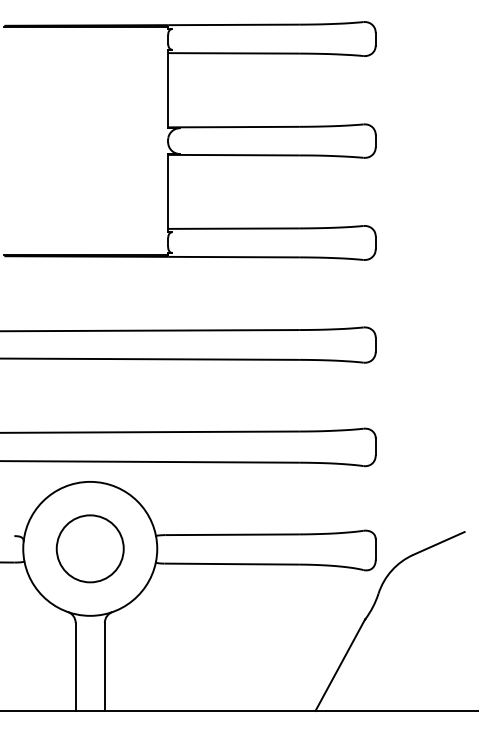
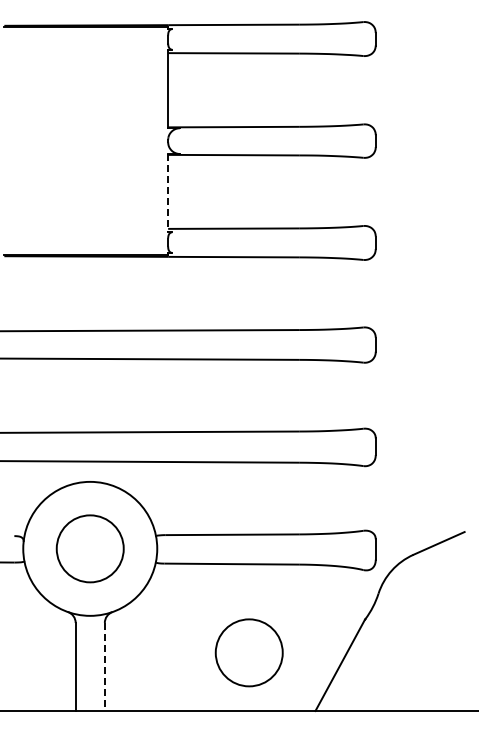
line: solid -> dashed (168, 193)
circle: none -> present (248, 652)
line: solid -> dashed (104, 667)
